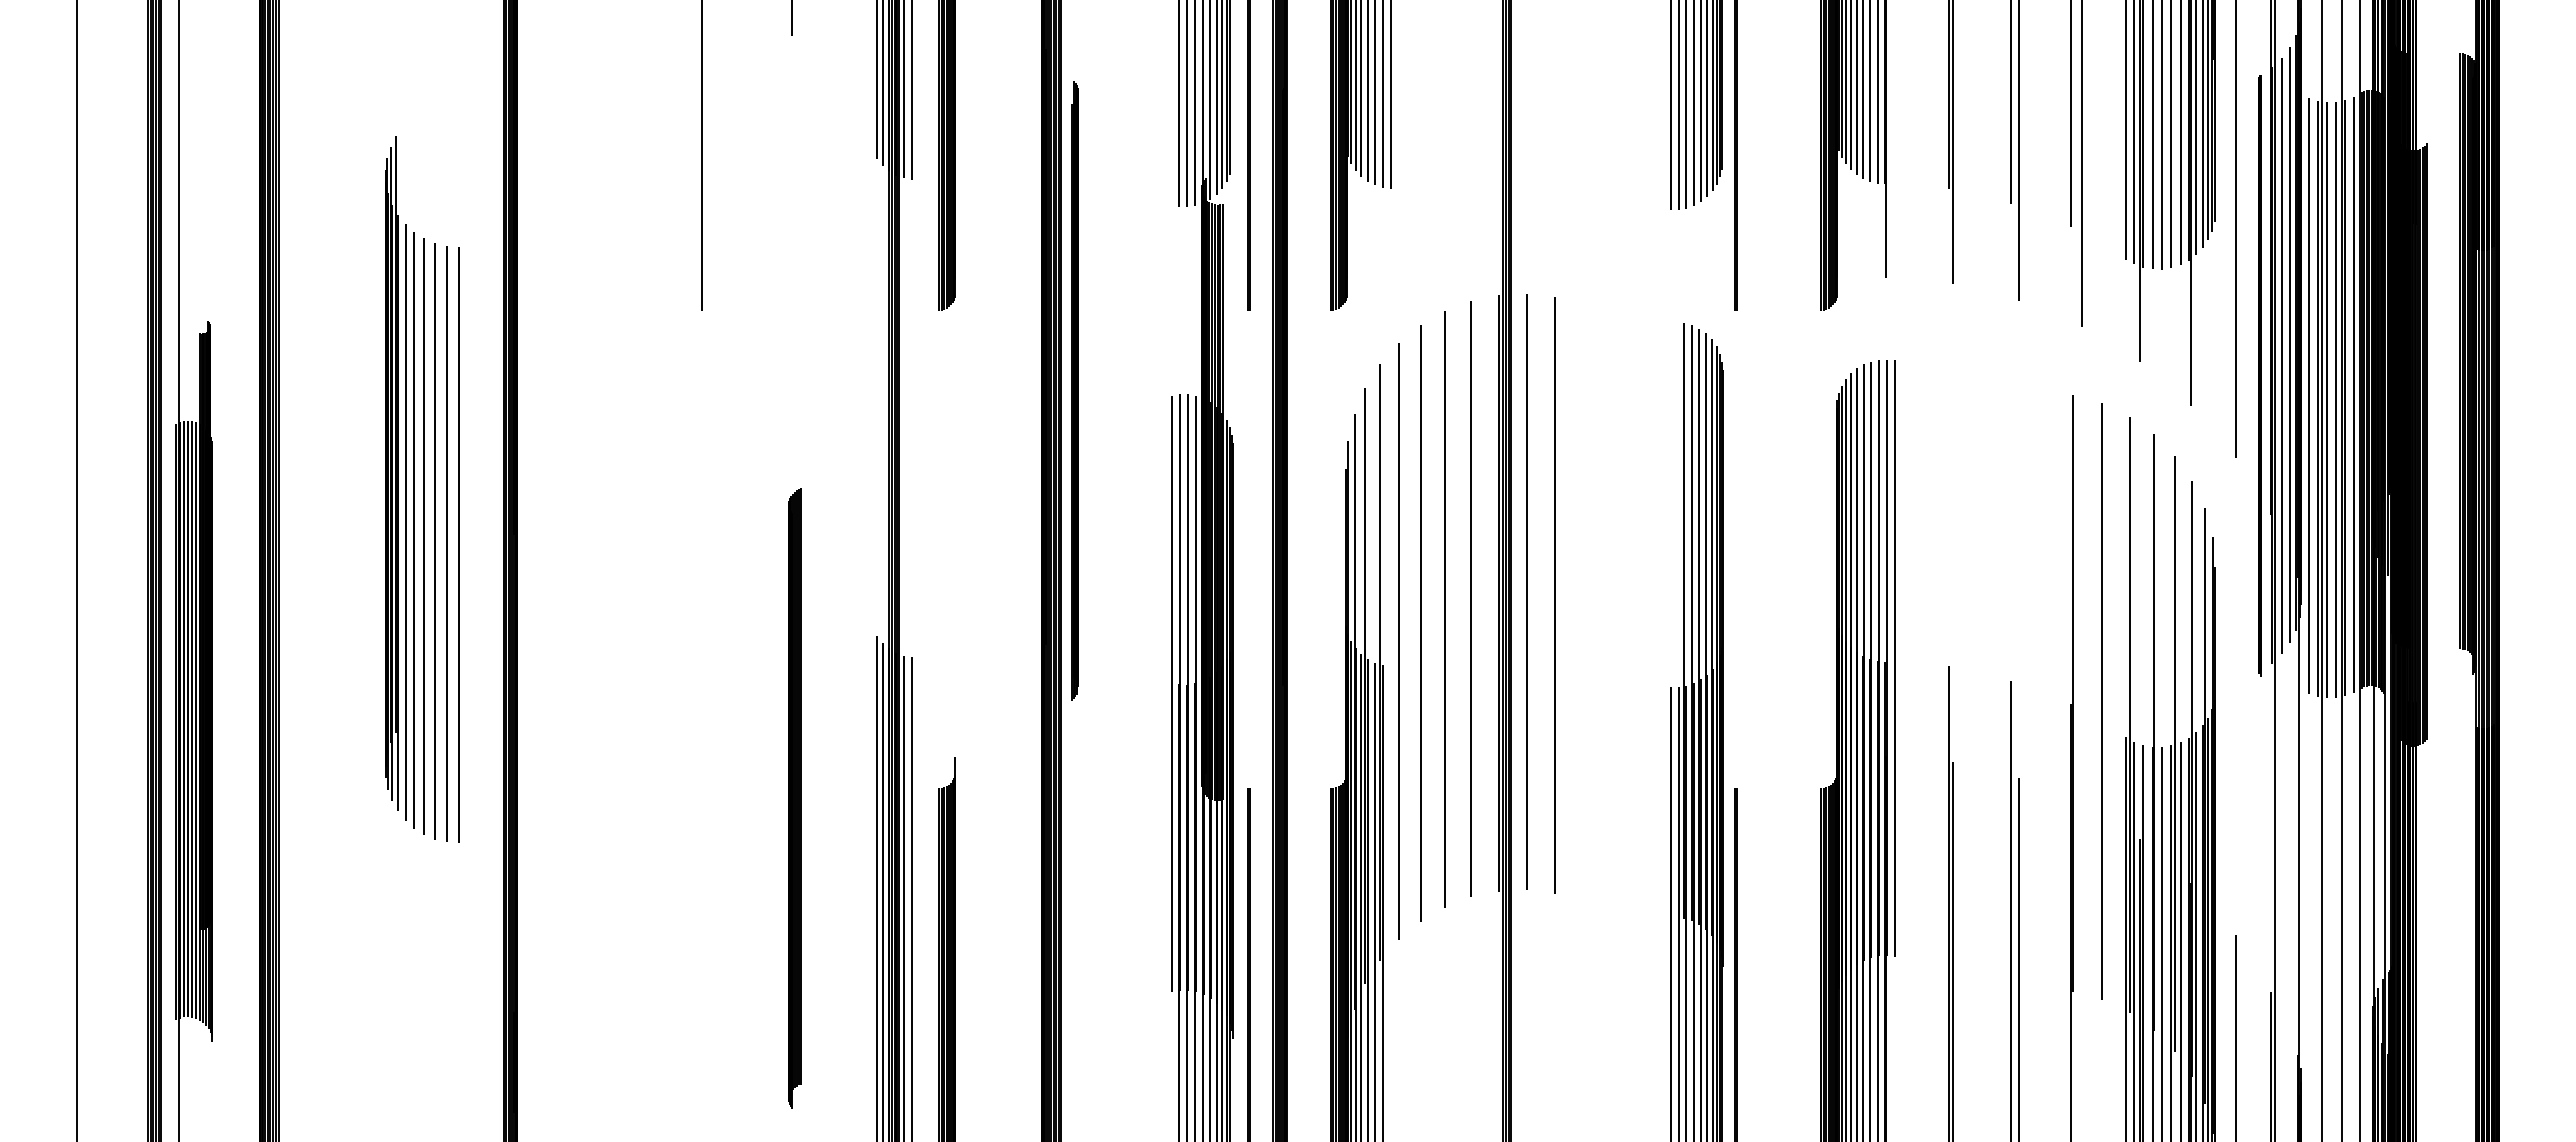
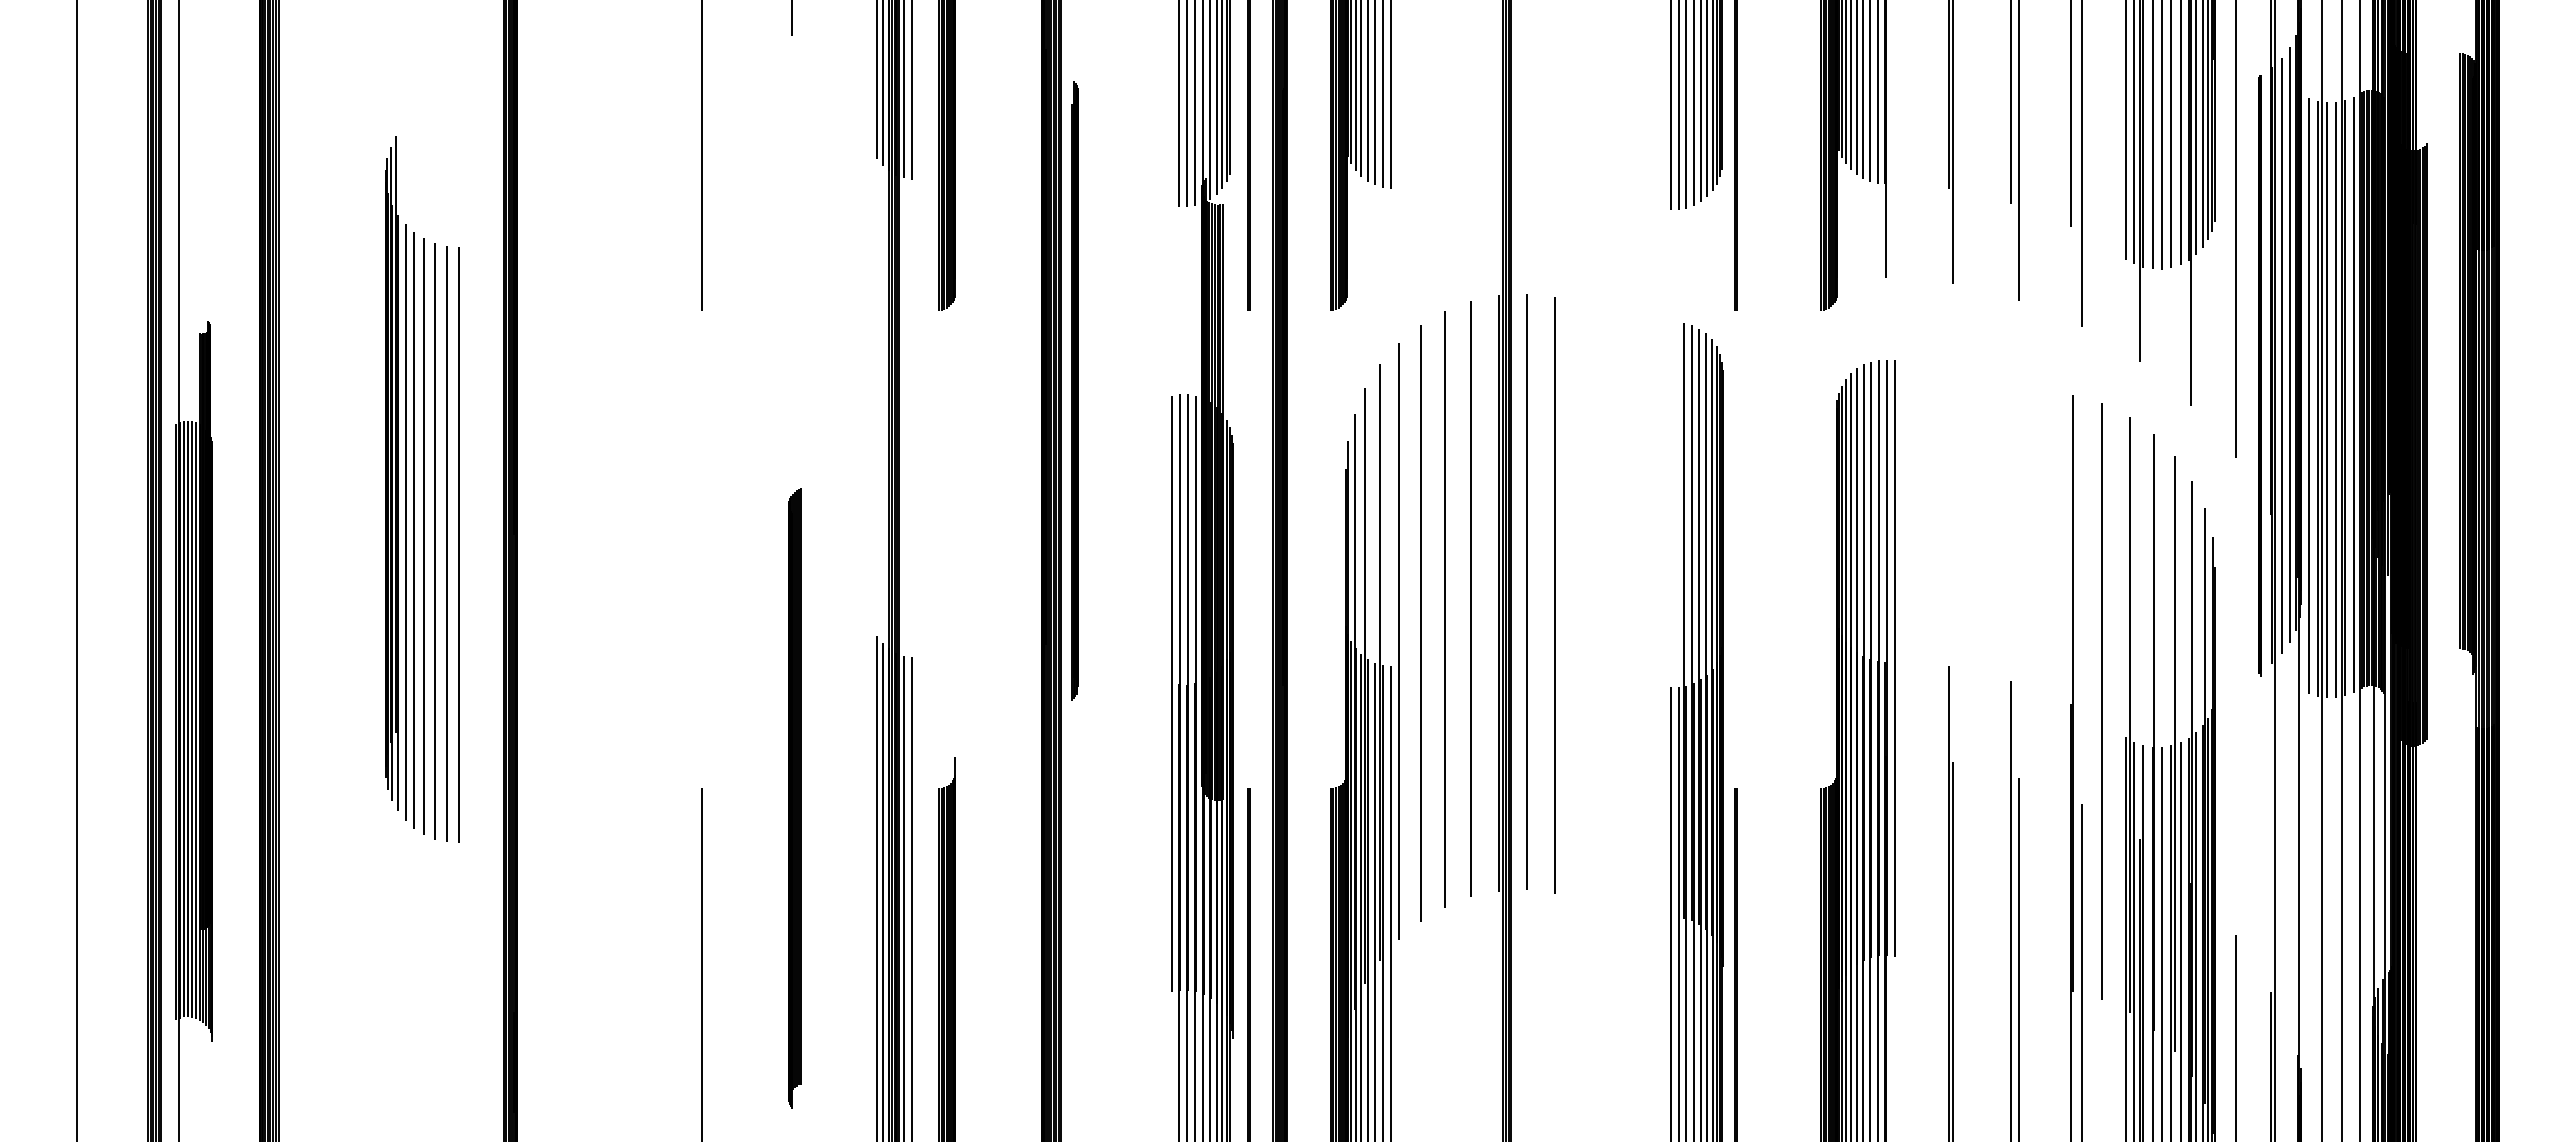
line: none -> present (1390, 902)
line: none -> present (701, 963)
line: none -> present (2081, 970)
